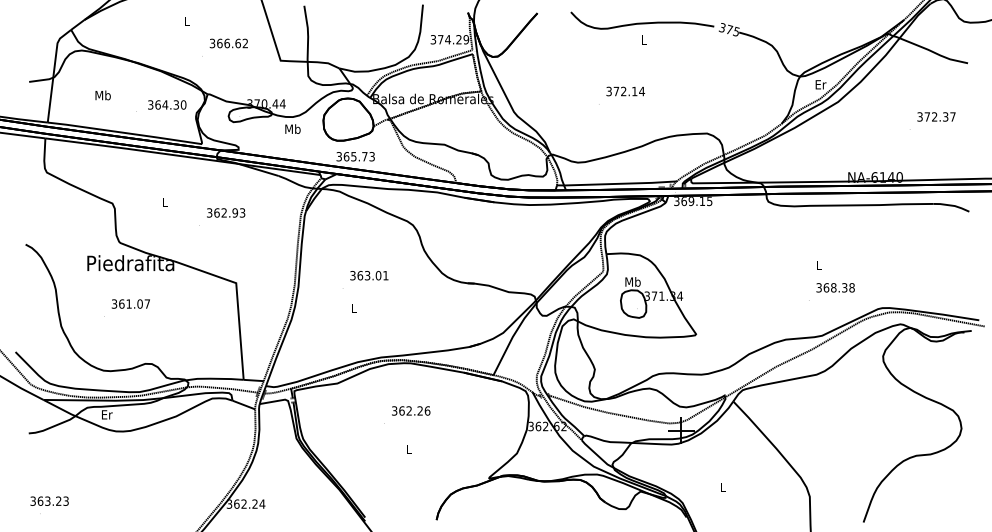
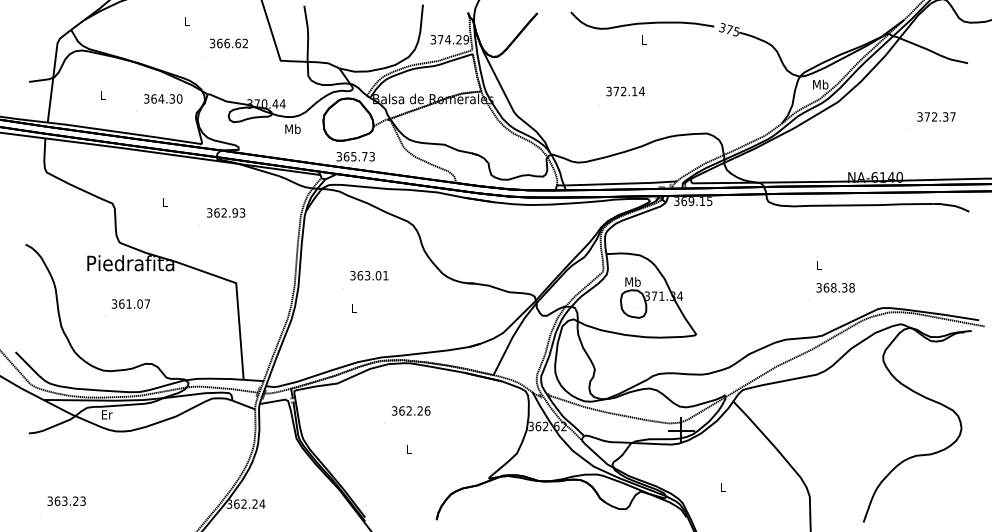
text: Er -> Mb (820, 84)
text: Mb -> L (102, 95)
text position: (167, 104) -> (163, 98) (163, 98)
text position: (49, 500) -> (66, 500) (66, 500)
